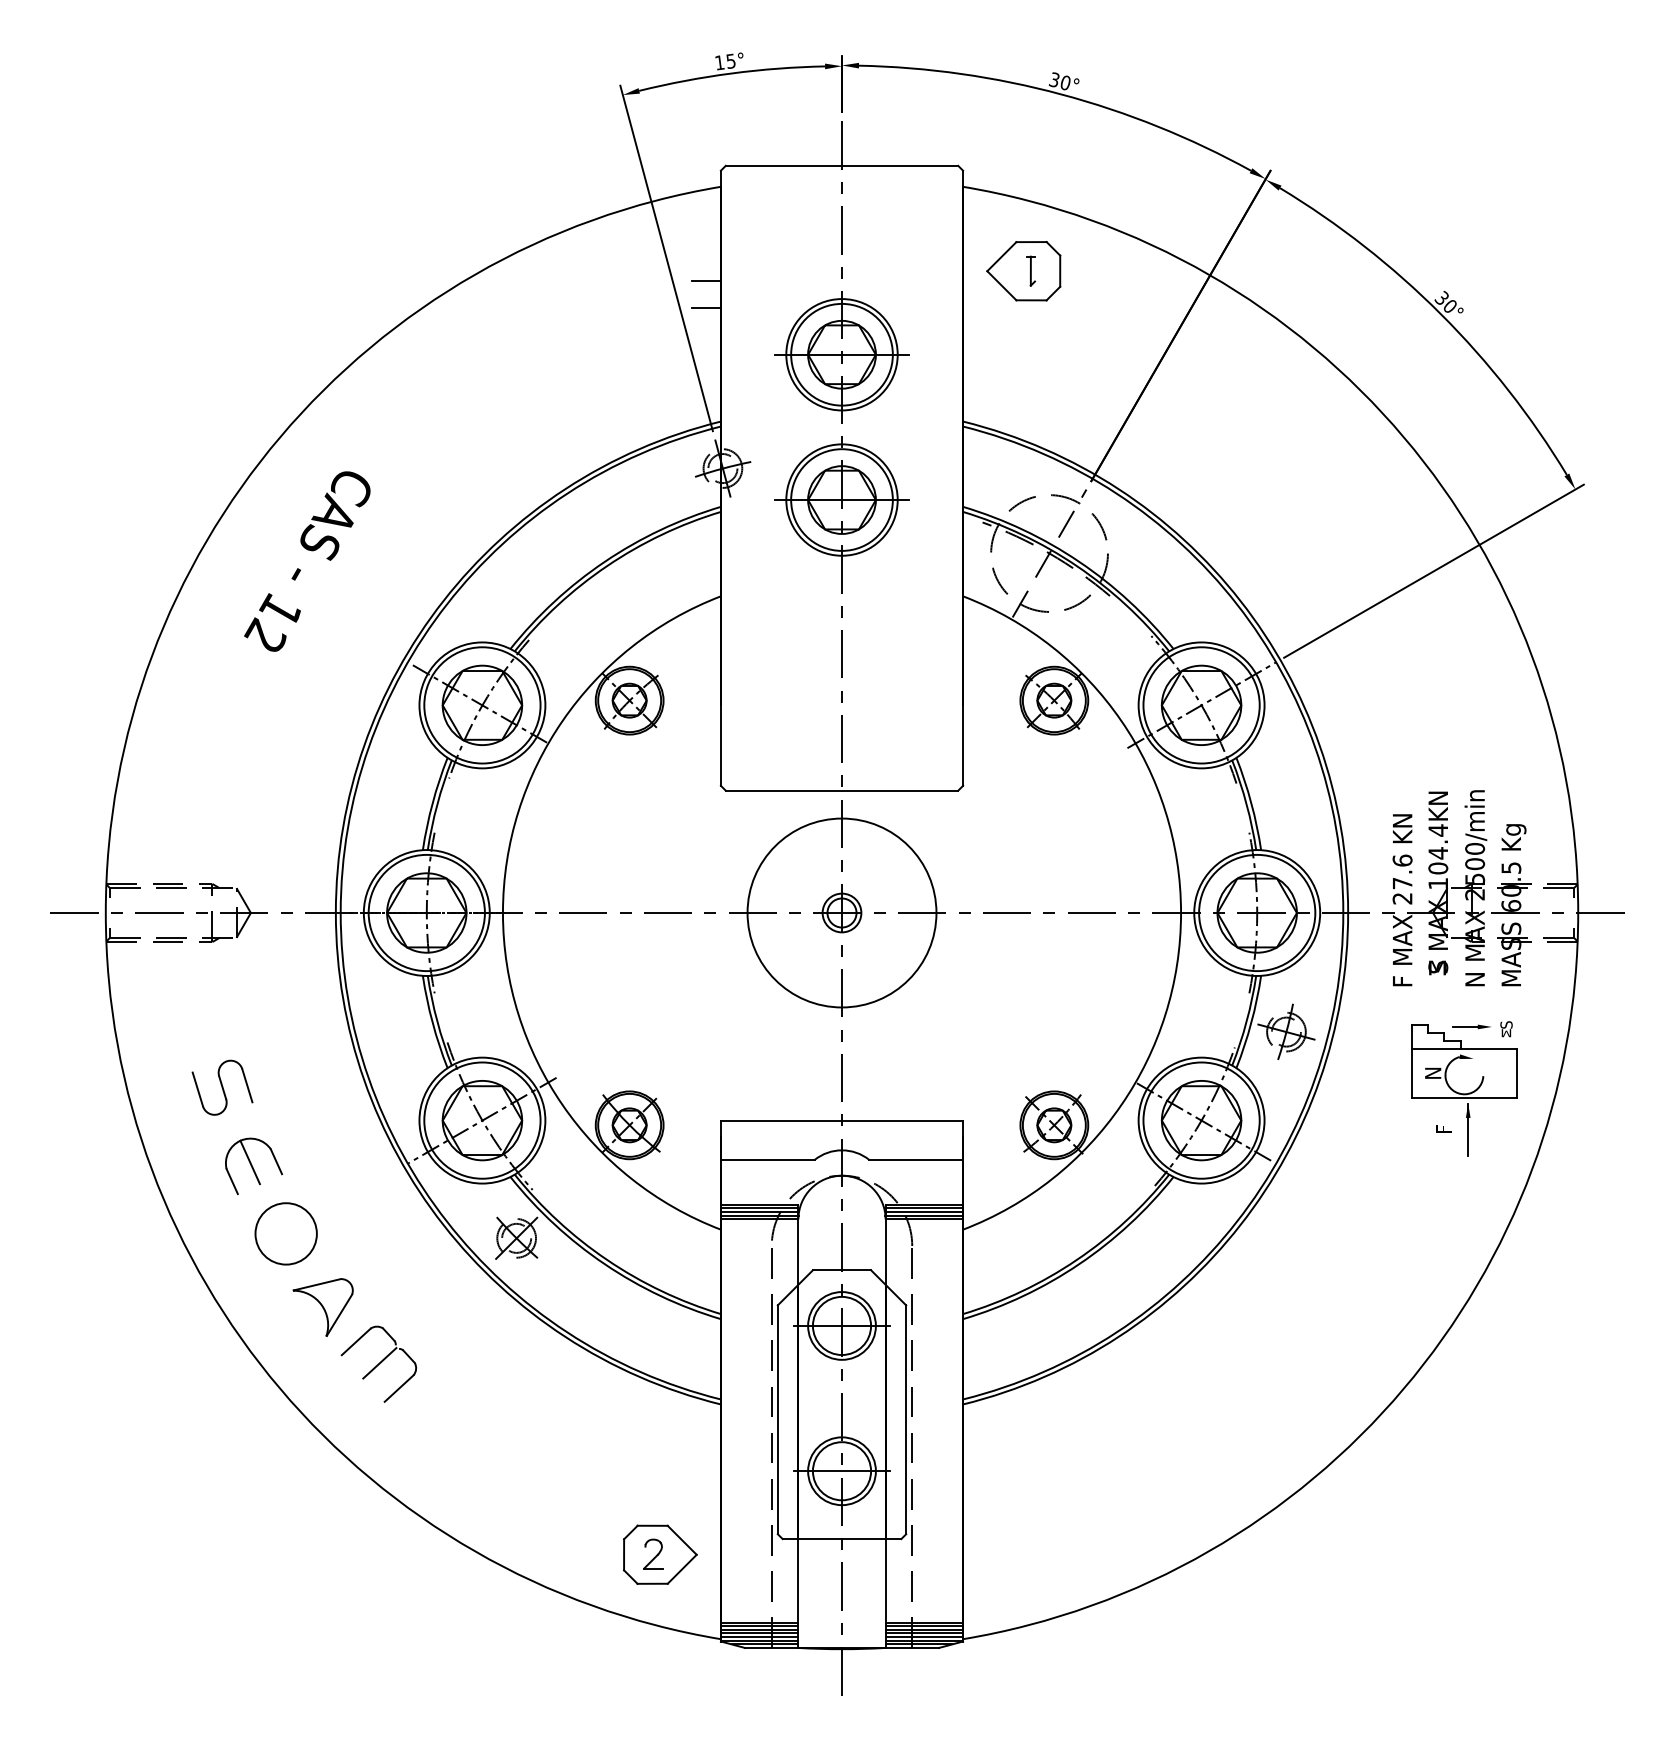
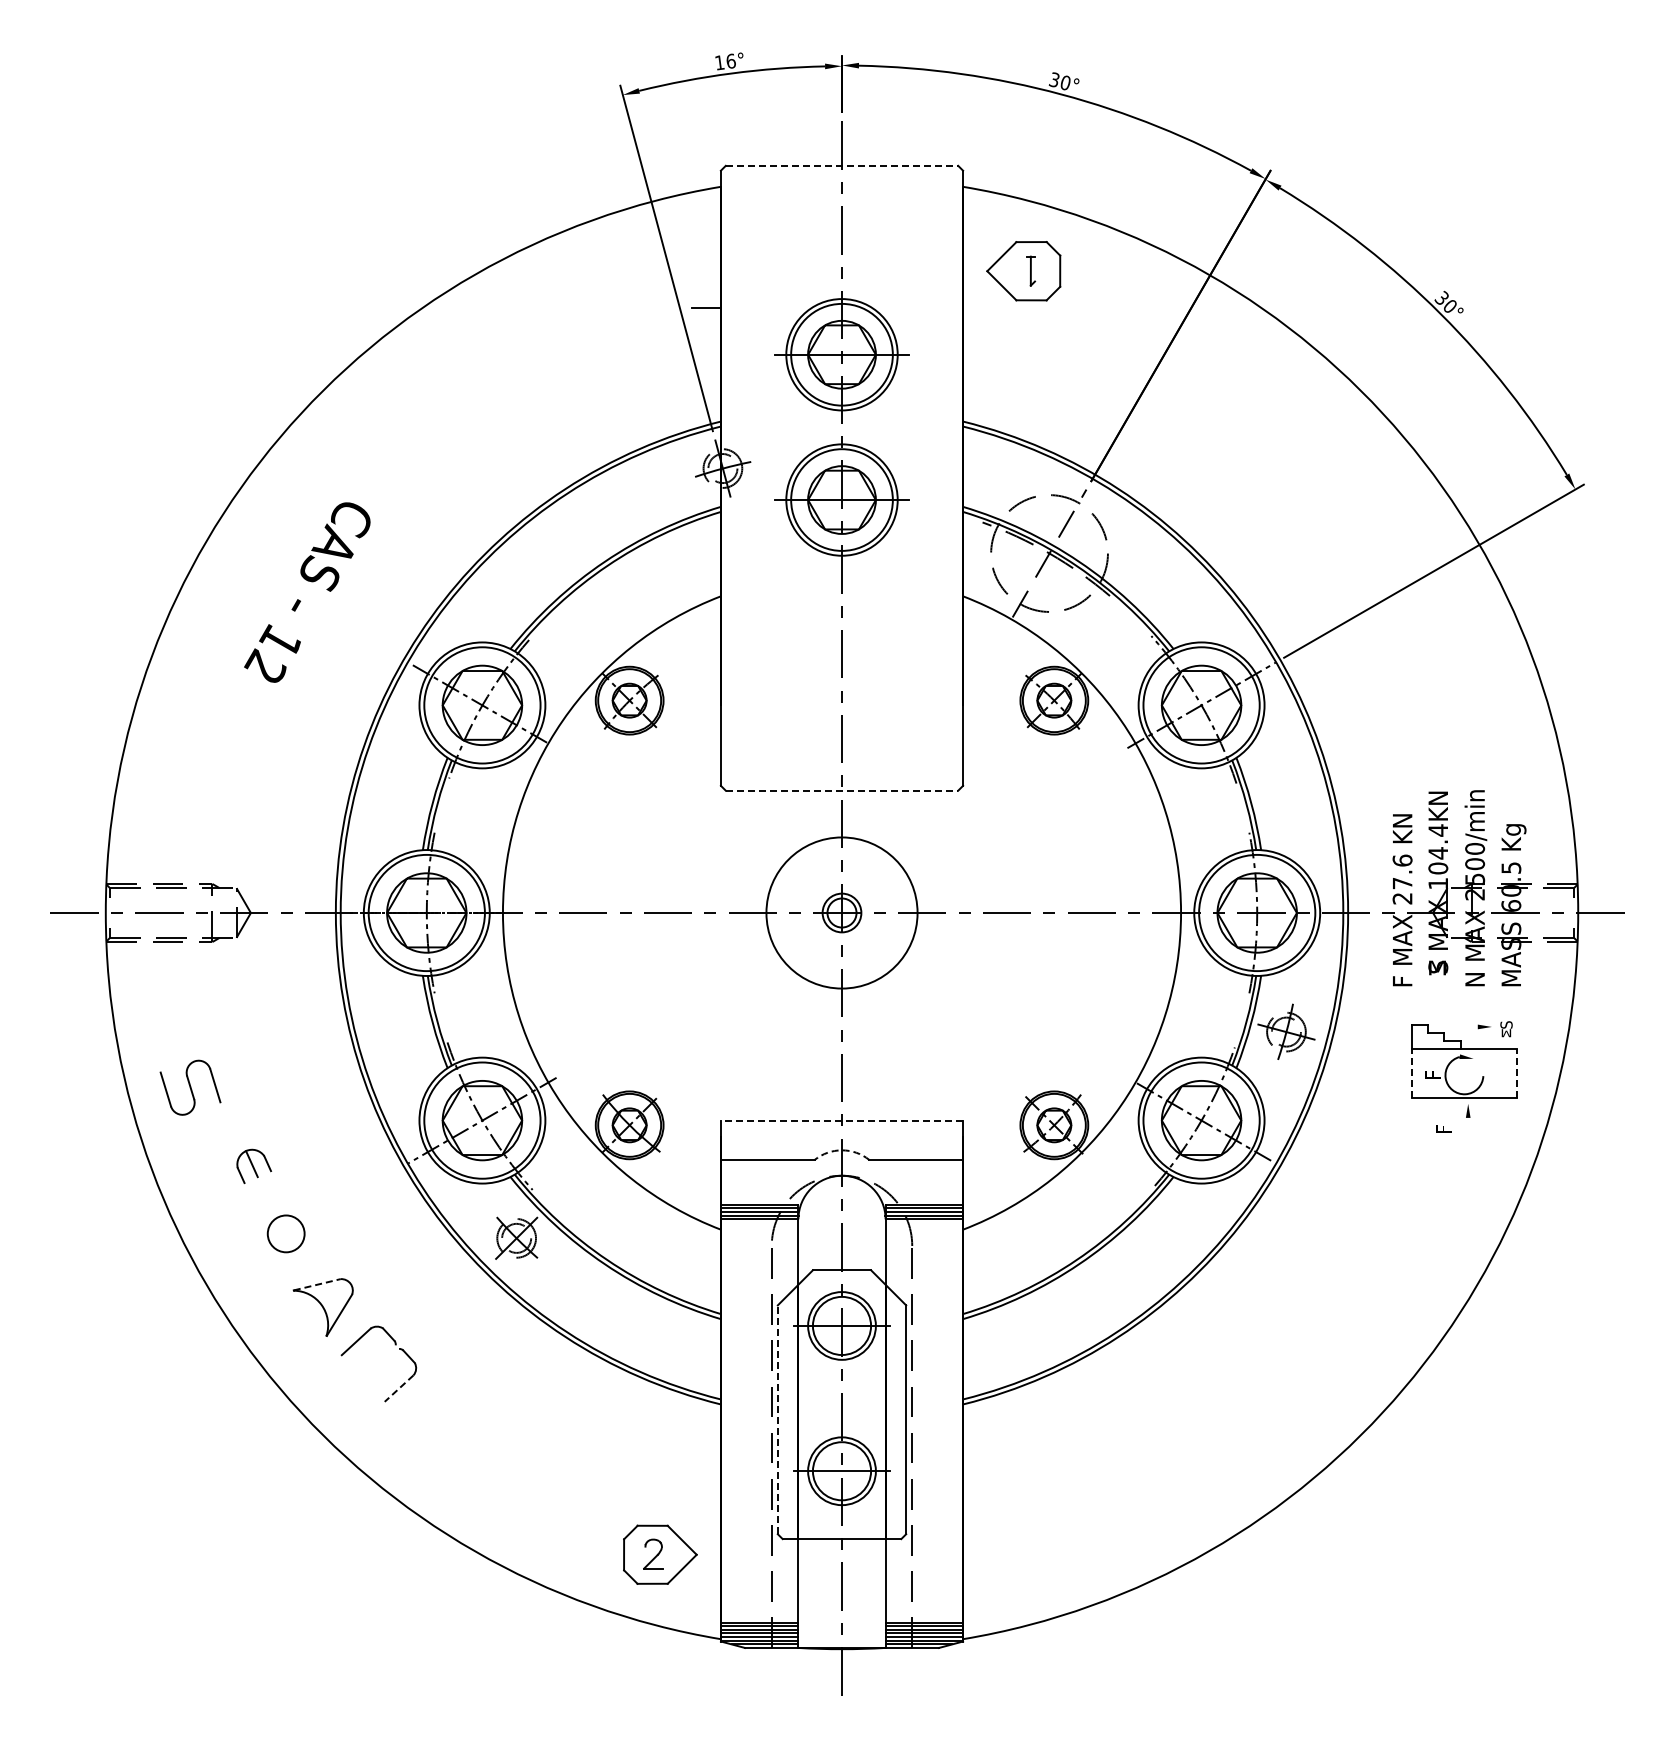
text: 15° -> 16° (730, 60)
line: solid -> dashed (842, 165)
line: present -> none (705, 280)
text position: (307, 561) -> (307, 592) (307, 592)
line: solid -> dashed (842, 790)
circle diameter: 189 px -> 151 px (841, 912)
line: present -> none (1464, 1026)
text: N -> F (1433, 1072)
line: solid -> dashed (1412, 1073)
line: solid -> dashed (1516, 1073)
part position: (222, 1087) -> (190, 1087) (190, 1087)
line: solid -> dashed (841, 1121)
line: present -> none (1468, 1129)
arc: solid -> dashed (842, 1150)
part size: 59x59 px -> 37x36 px (254, 1165)
circle diameter: 61 px -> 37 px (285, 1233)
line: solid -> dashed (317, 1284)
line: present -> none (379, 1363)
line: solid -> dashed (399, 1388)
line: solid -> dashed (777, 1419)
